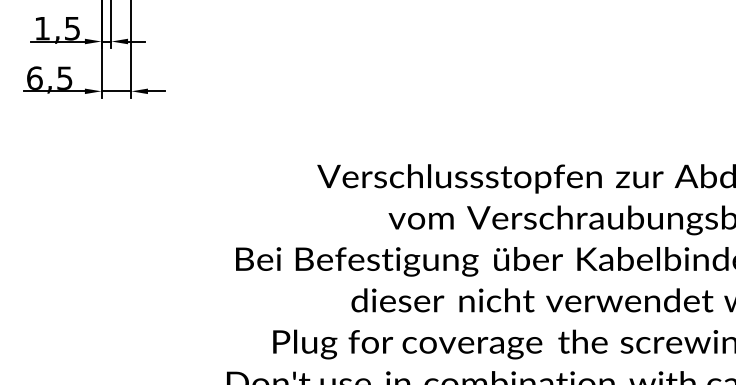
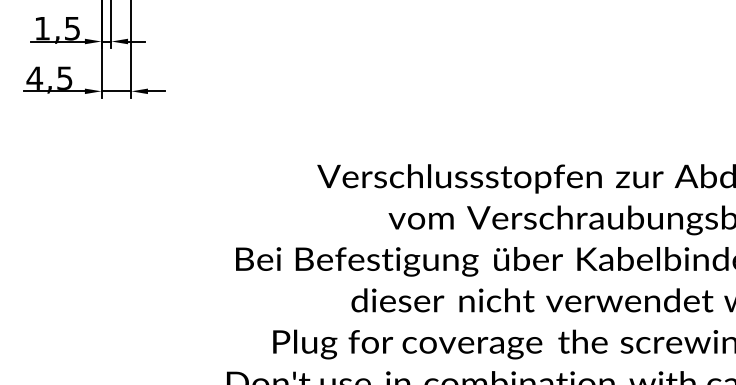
text: 6,5 -> 4,5 (34, 77)
